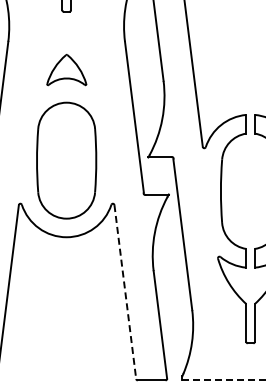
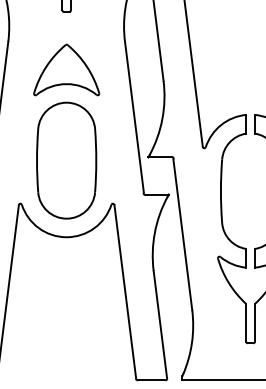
part size: 42x33 px -> 68x54 px (66, 69)
line: dashed -> solid (125, 292)
line: dashed -> solid (224, 380)
